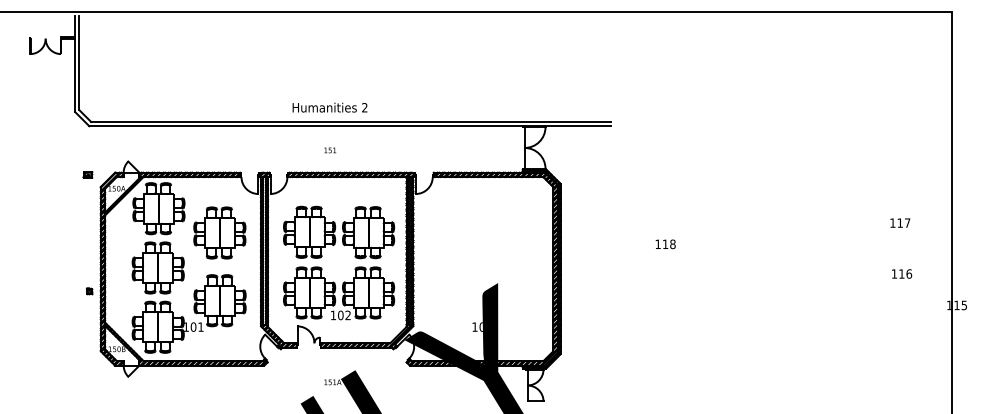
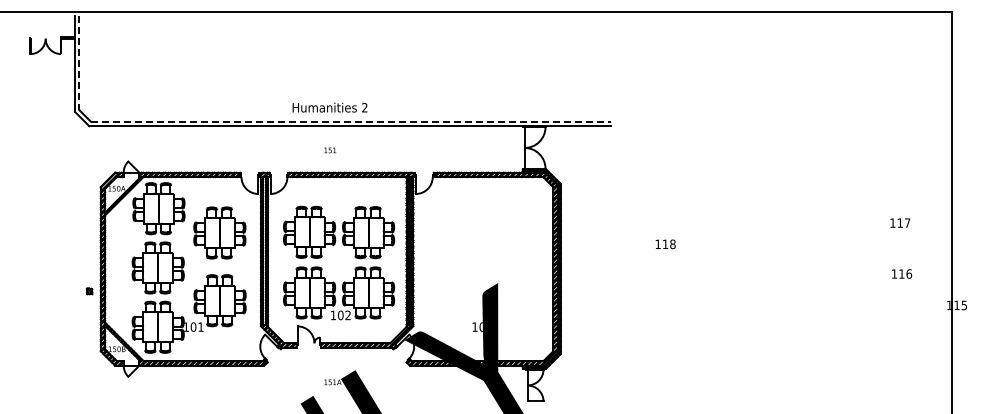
line: solid -> dashed (79, 63)
line: solid -> dashed (351, 121)
part: present -> none (87, 174)
